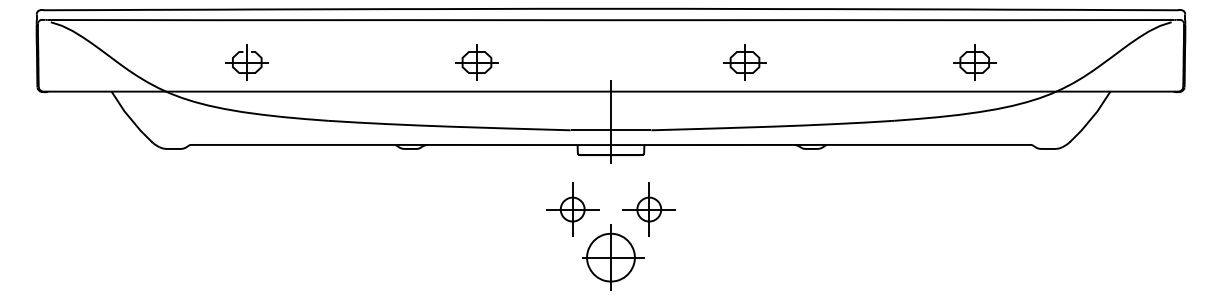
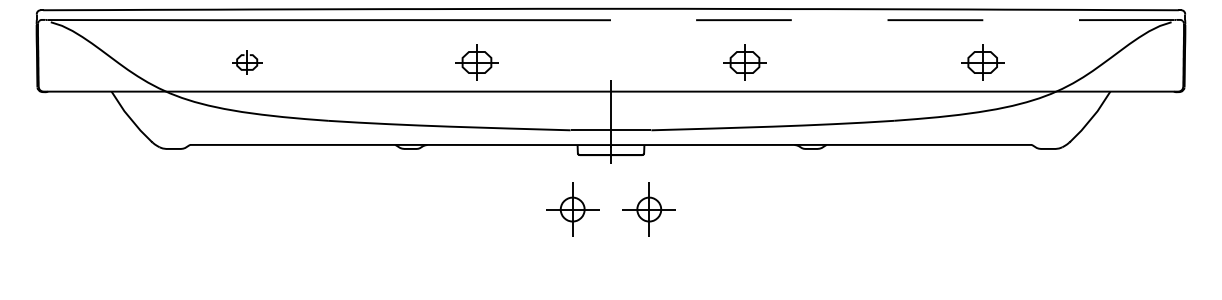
line: solid -> dashed (892, 20)
part size: 44x37 px -> 31x25 px (247, 62)
part position: (974, 62) -> (982, 62) (982, 62)
part: present -> none (613, 257)
